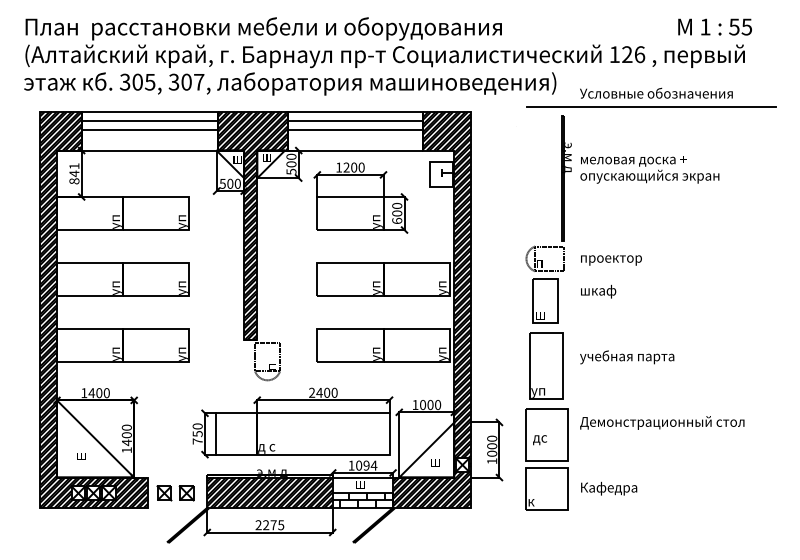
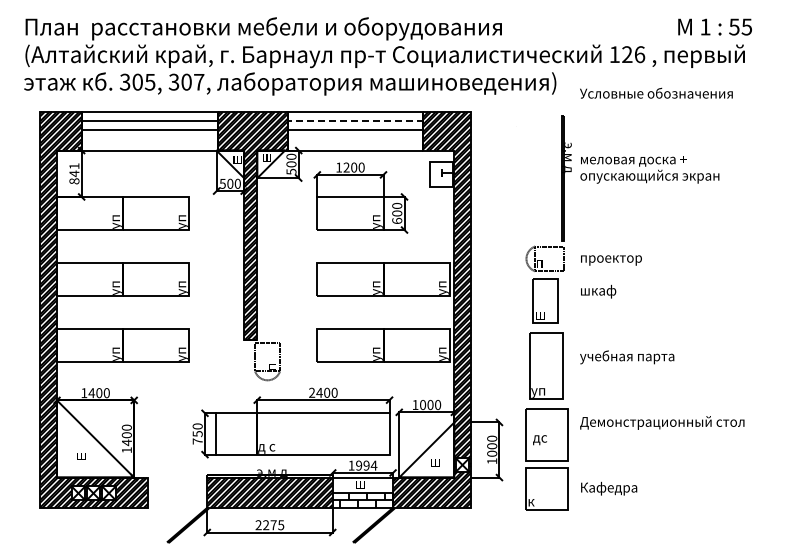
line: present -> none (651, 107)
line: solid -> dashed (347, 120)
text: 1094 -> 1994 (359, 465)
part: present -> none (175, 493)
